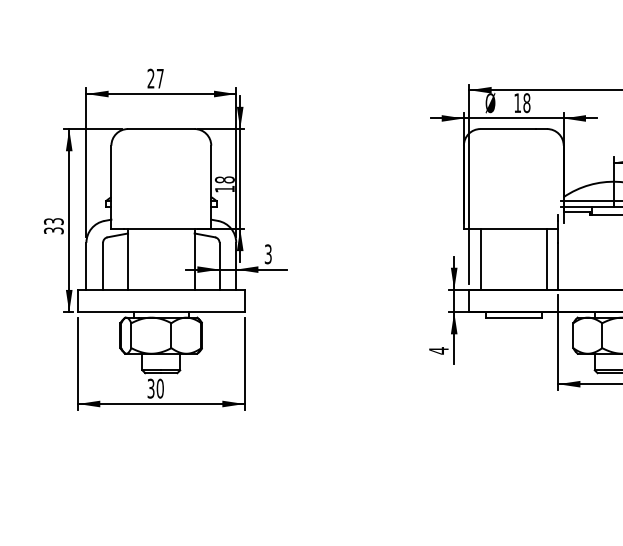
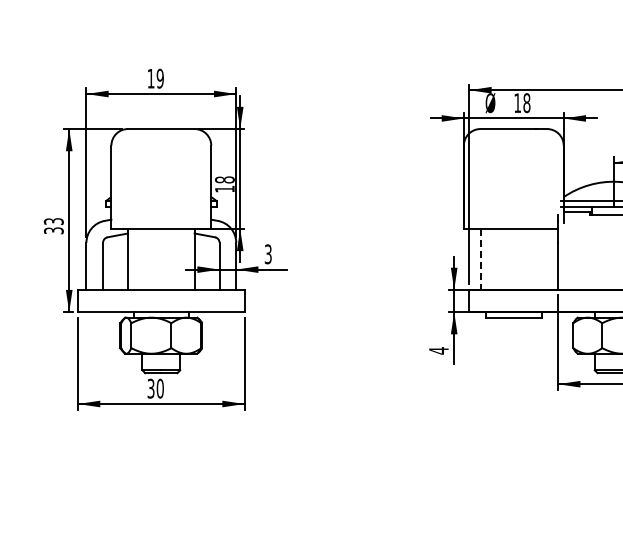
text: 27 -> 19 (155, 78)
line: present -> none (547, 258)
line: solid -> dashed (480, 259)
